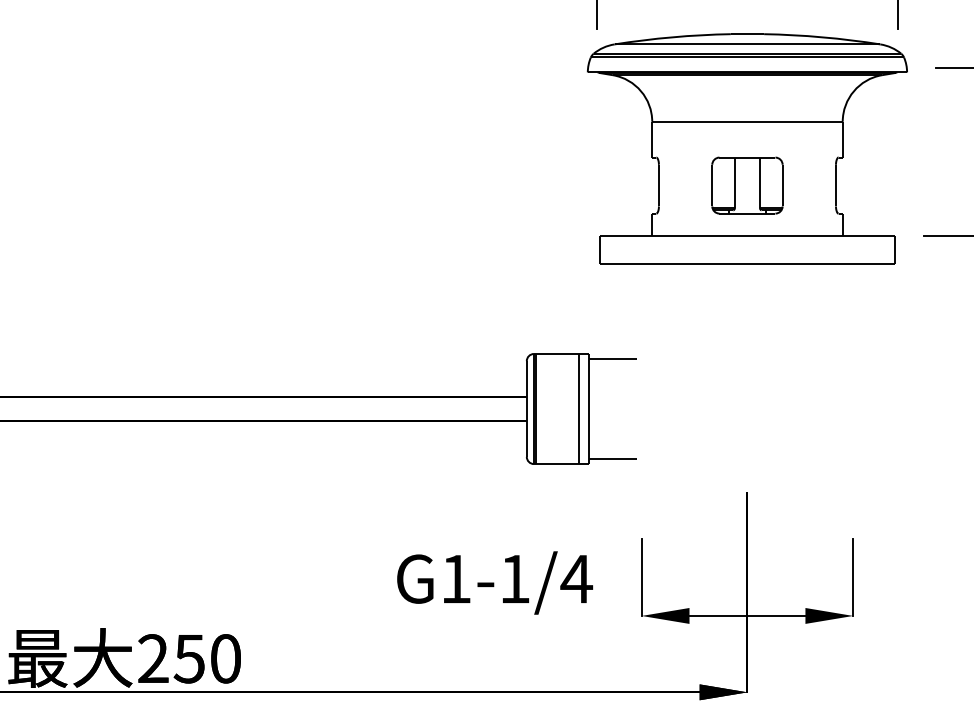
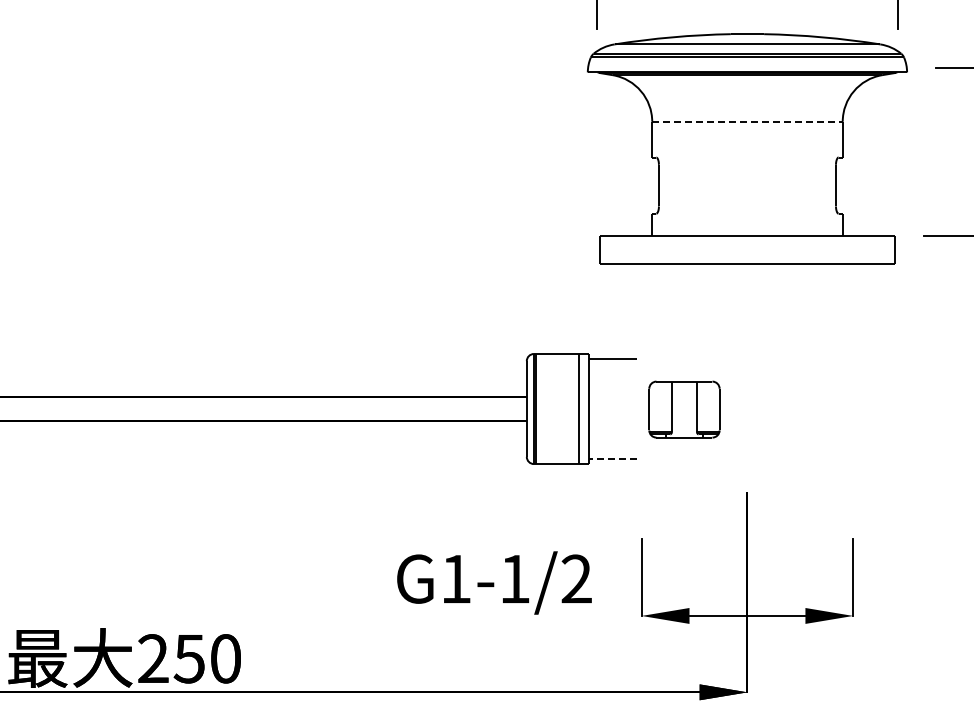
line: solid -> dashed (747, 121)
part position: (747, 185) -> (684, 409) (684, 409)
line: solid -> dashed (612, 459)
text: G1-1/4 -> G1-1/2 (576, 578)
